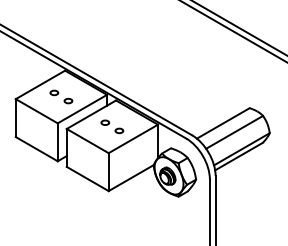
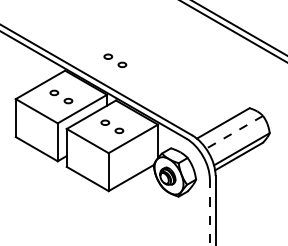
part: none -> present (115, 60)
line: solid -> dashed (234, 132)
line: solid -> dashed (209, 212)
